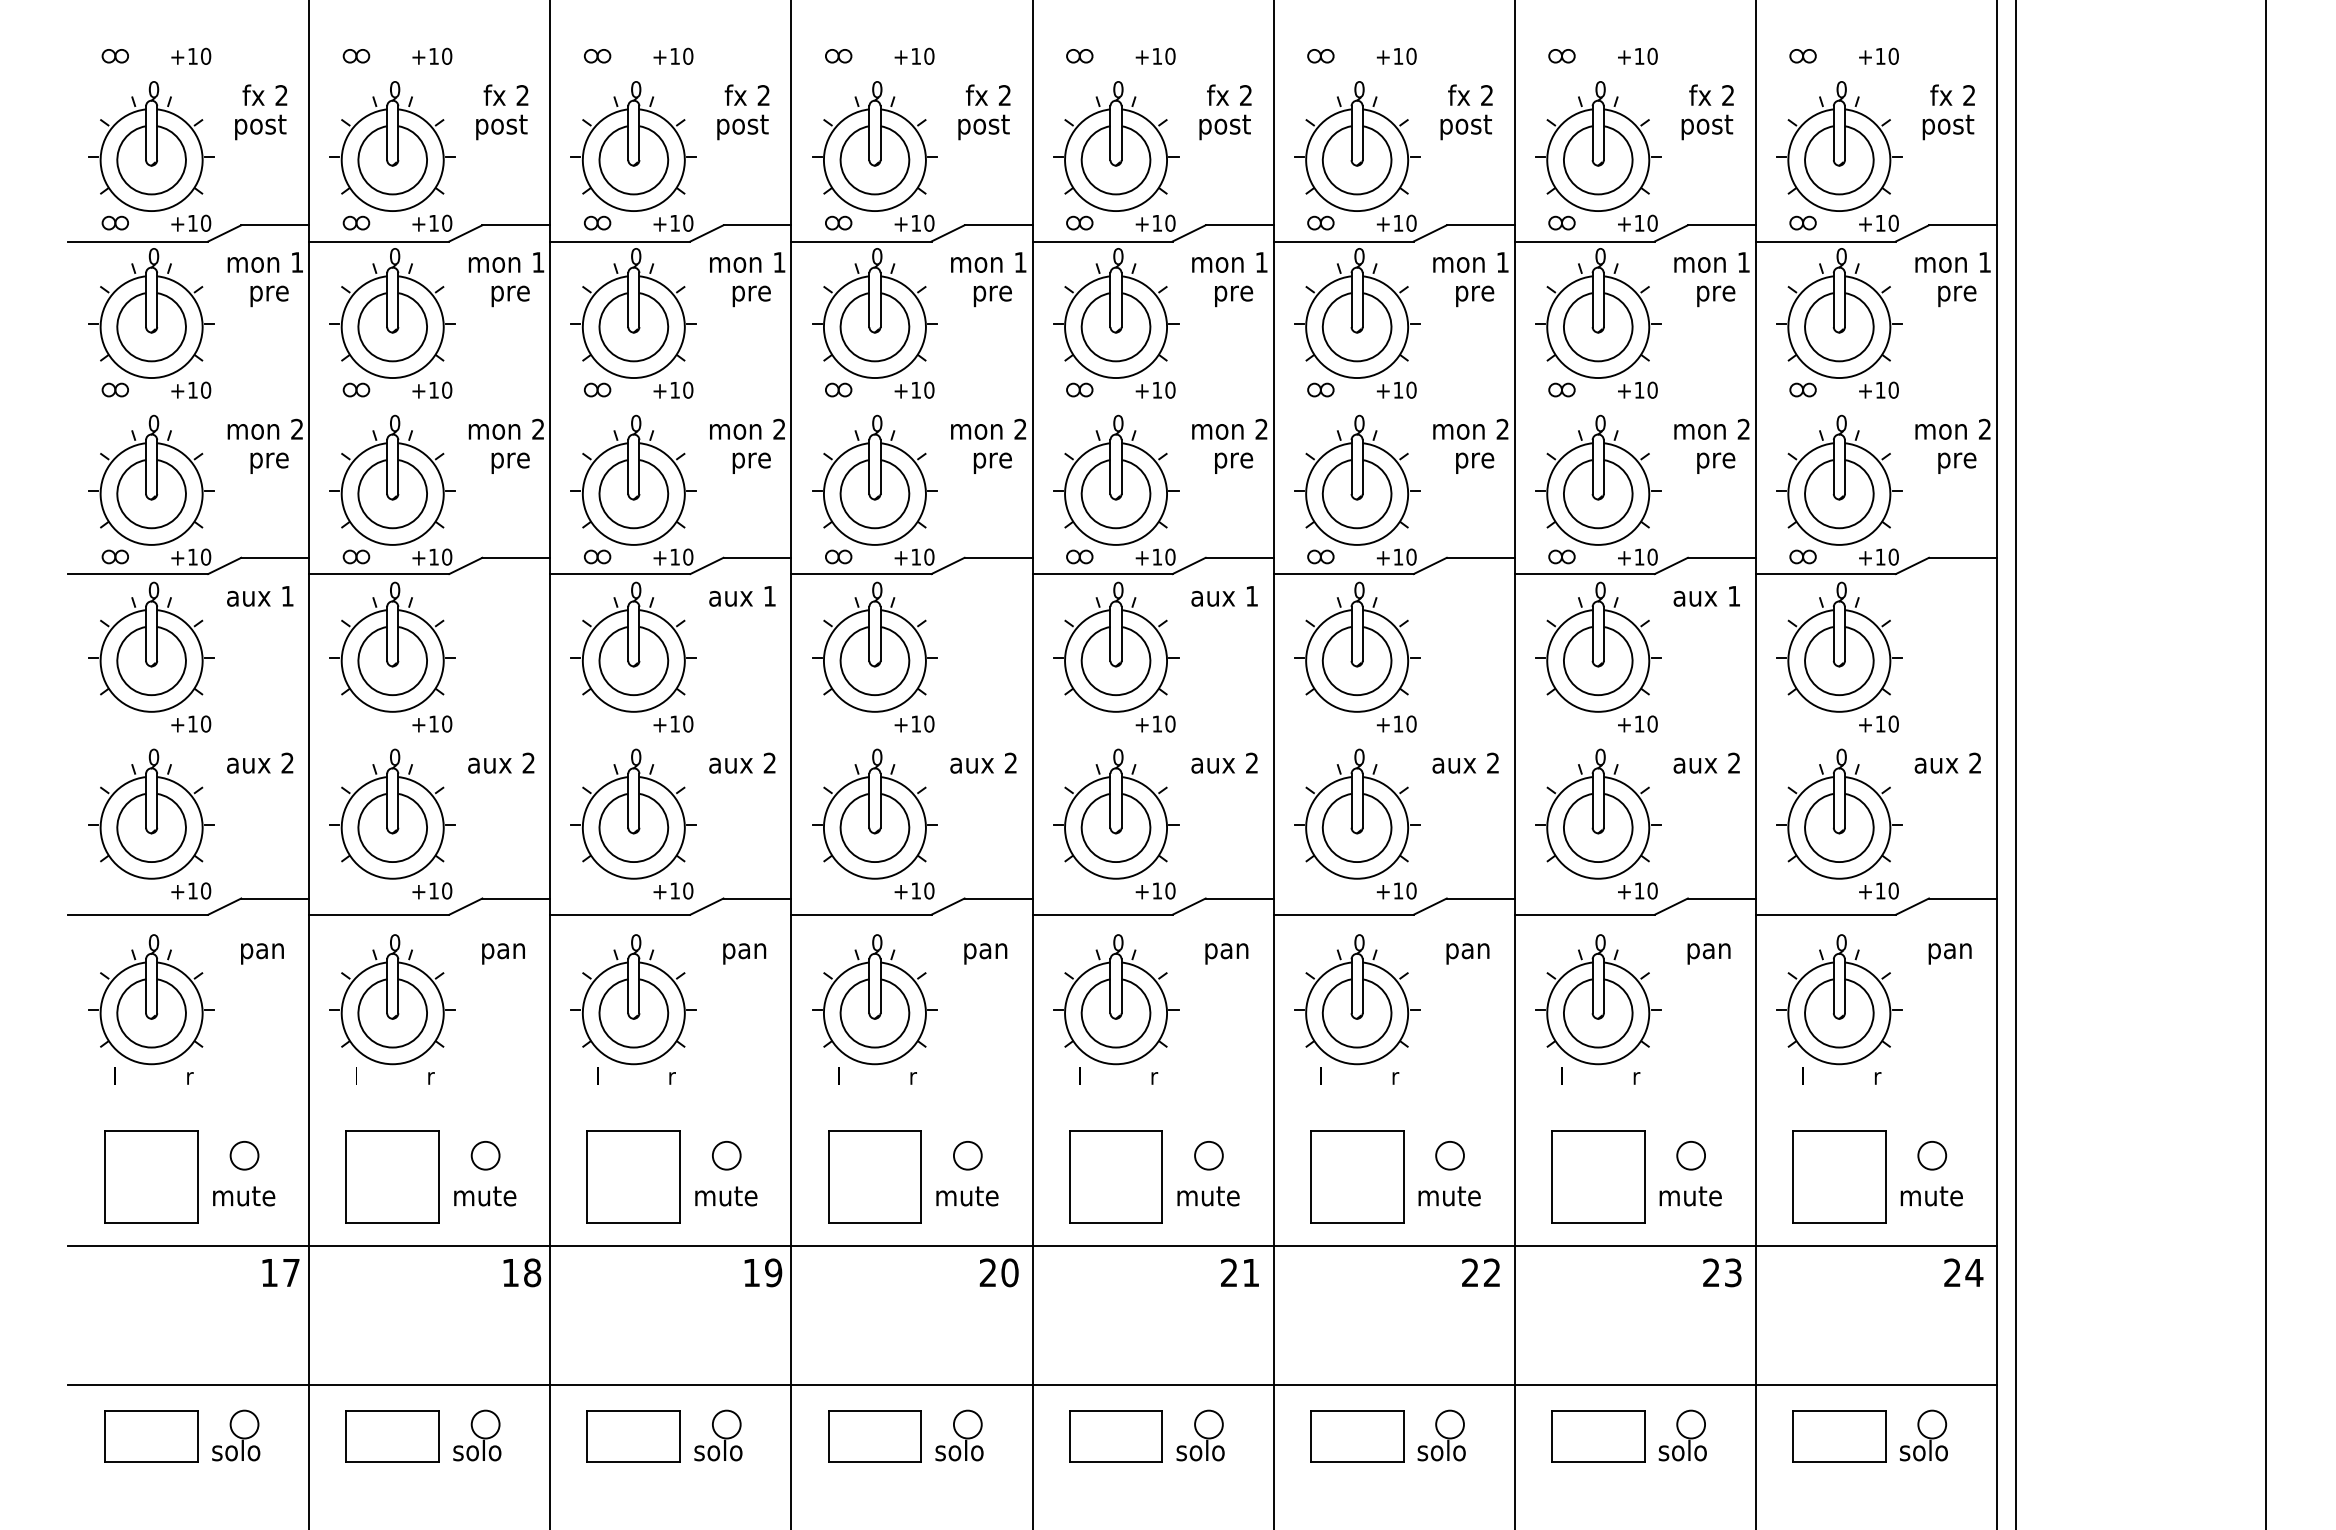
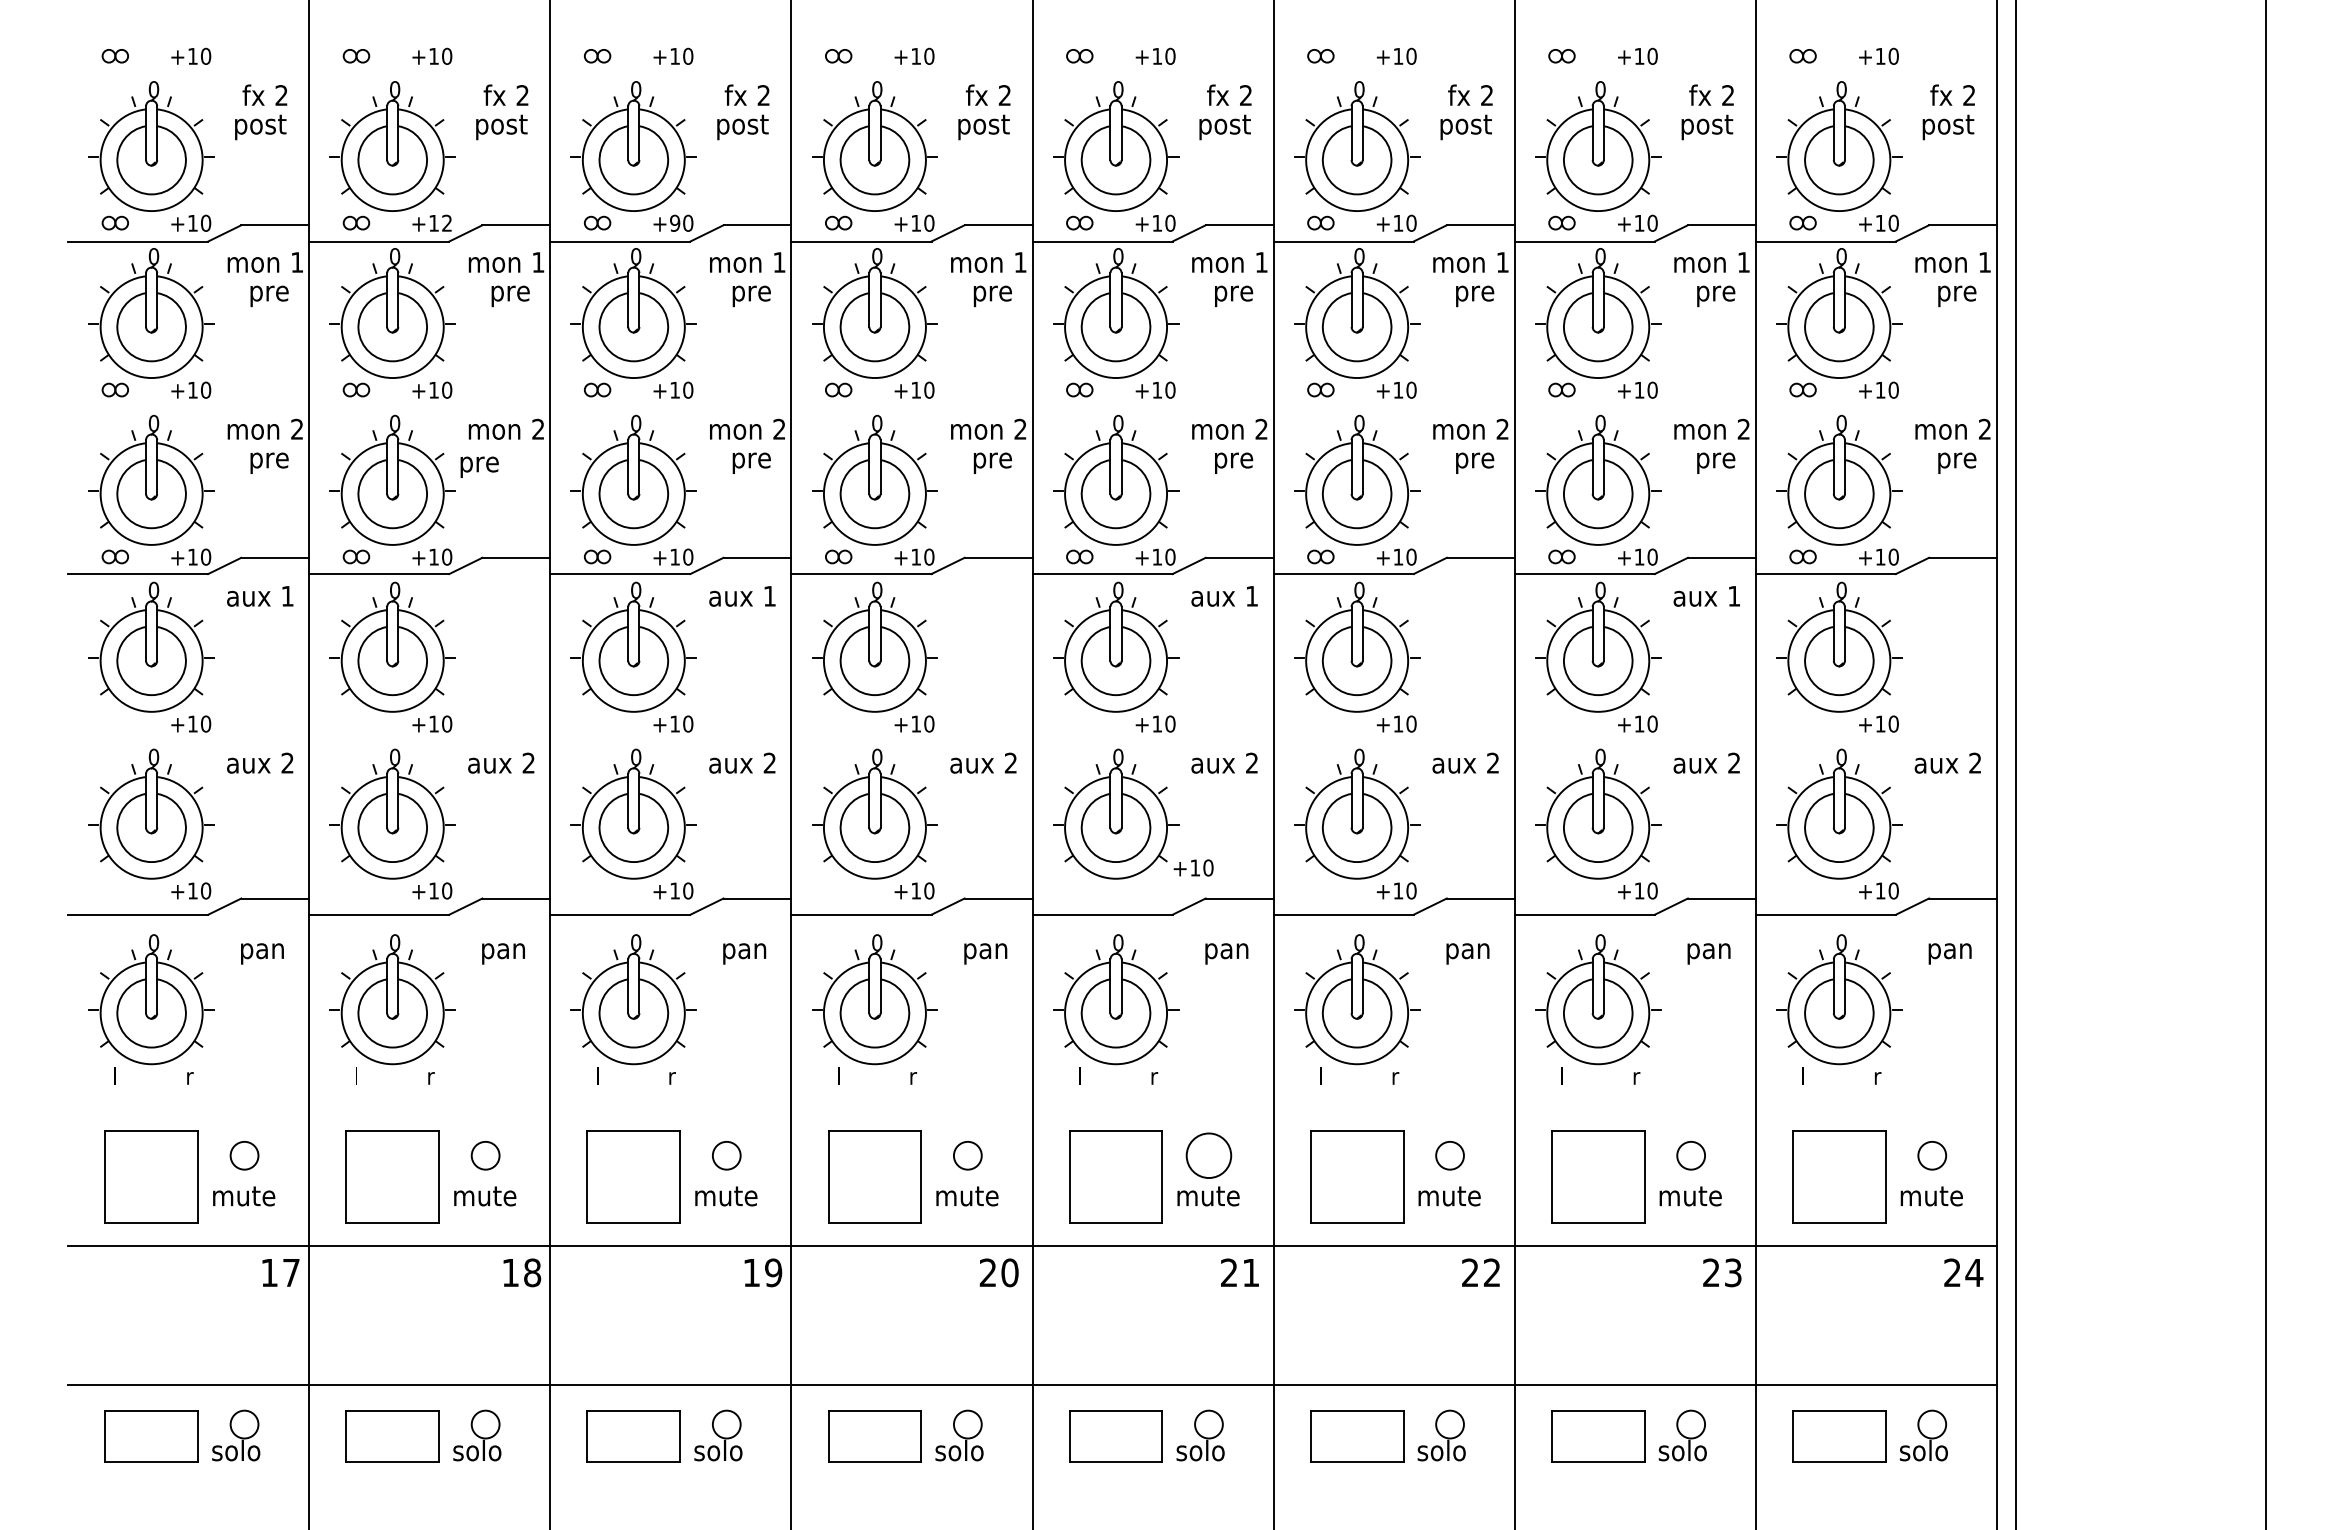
text: +10 -> +12 (447, 222)
text: +10 -> +90 (675, 222)
text position: (510, 462) -> (479, 466) (479, 466)
text position: (1155, 890) -> (1193, 867) (1193, 867)
circle diameter: 28 px -> 45 px (1208, 1155)
